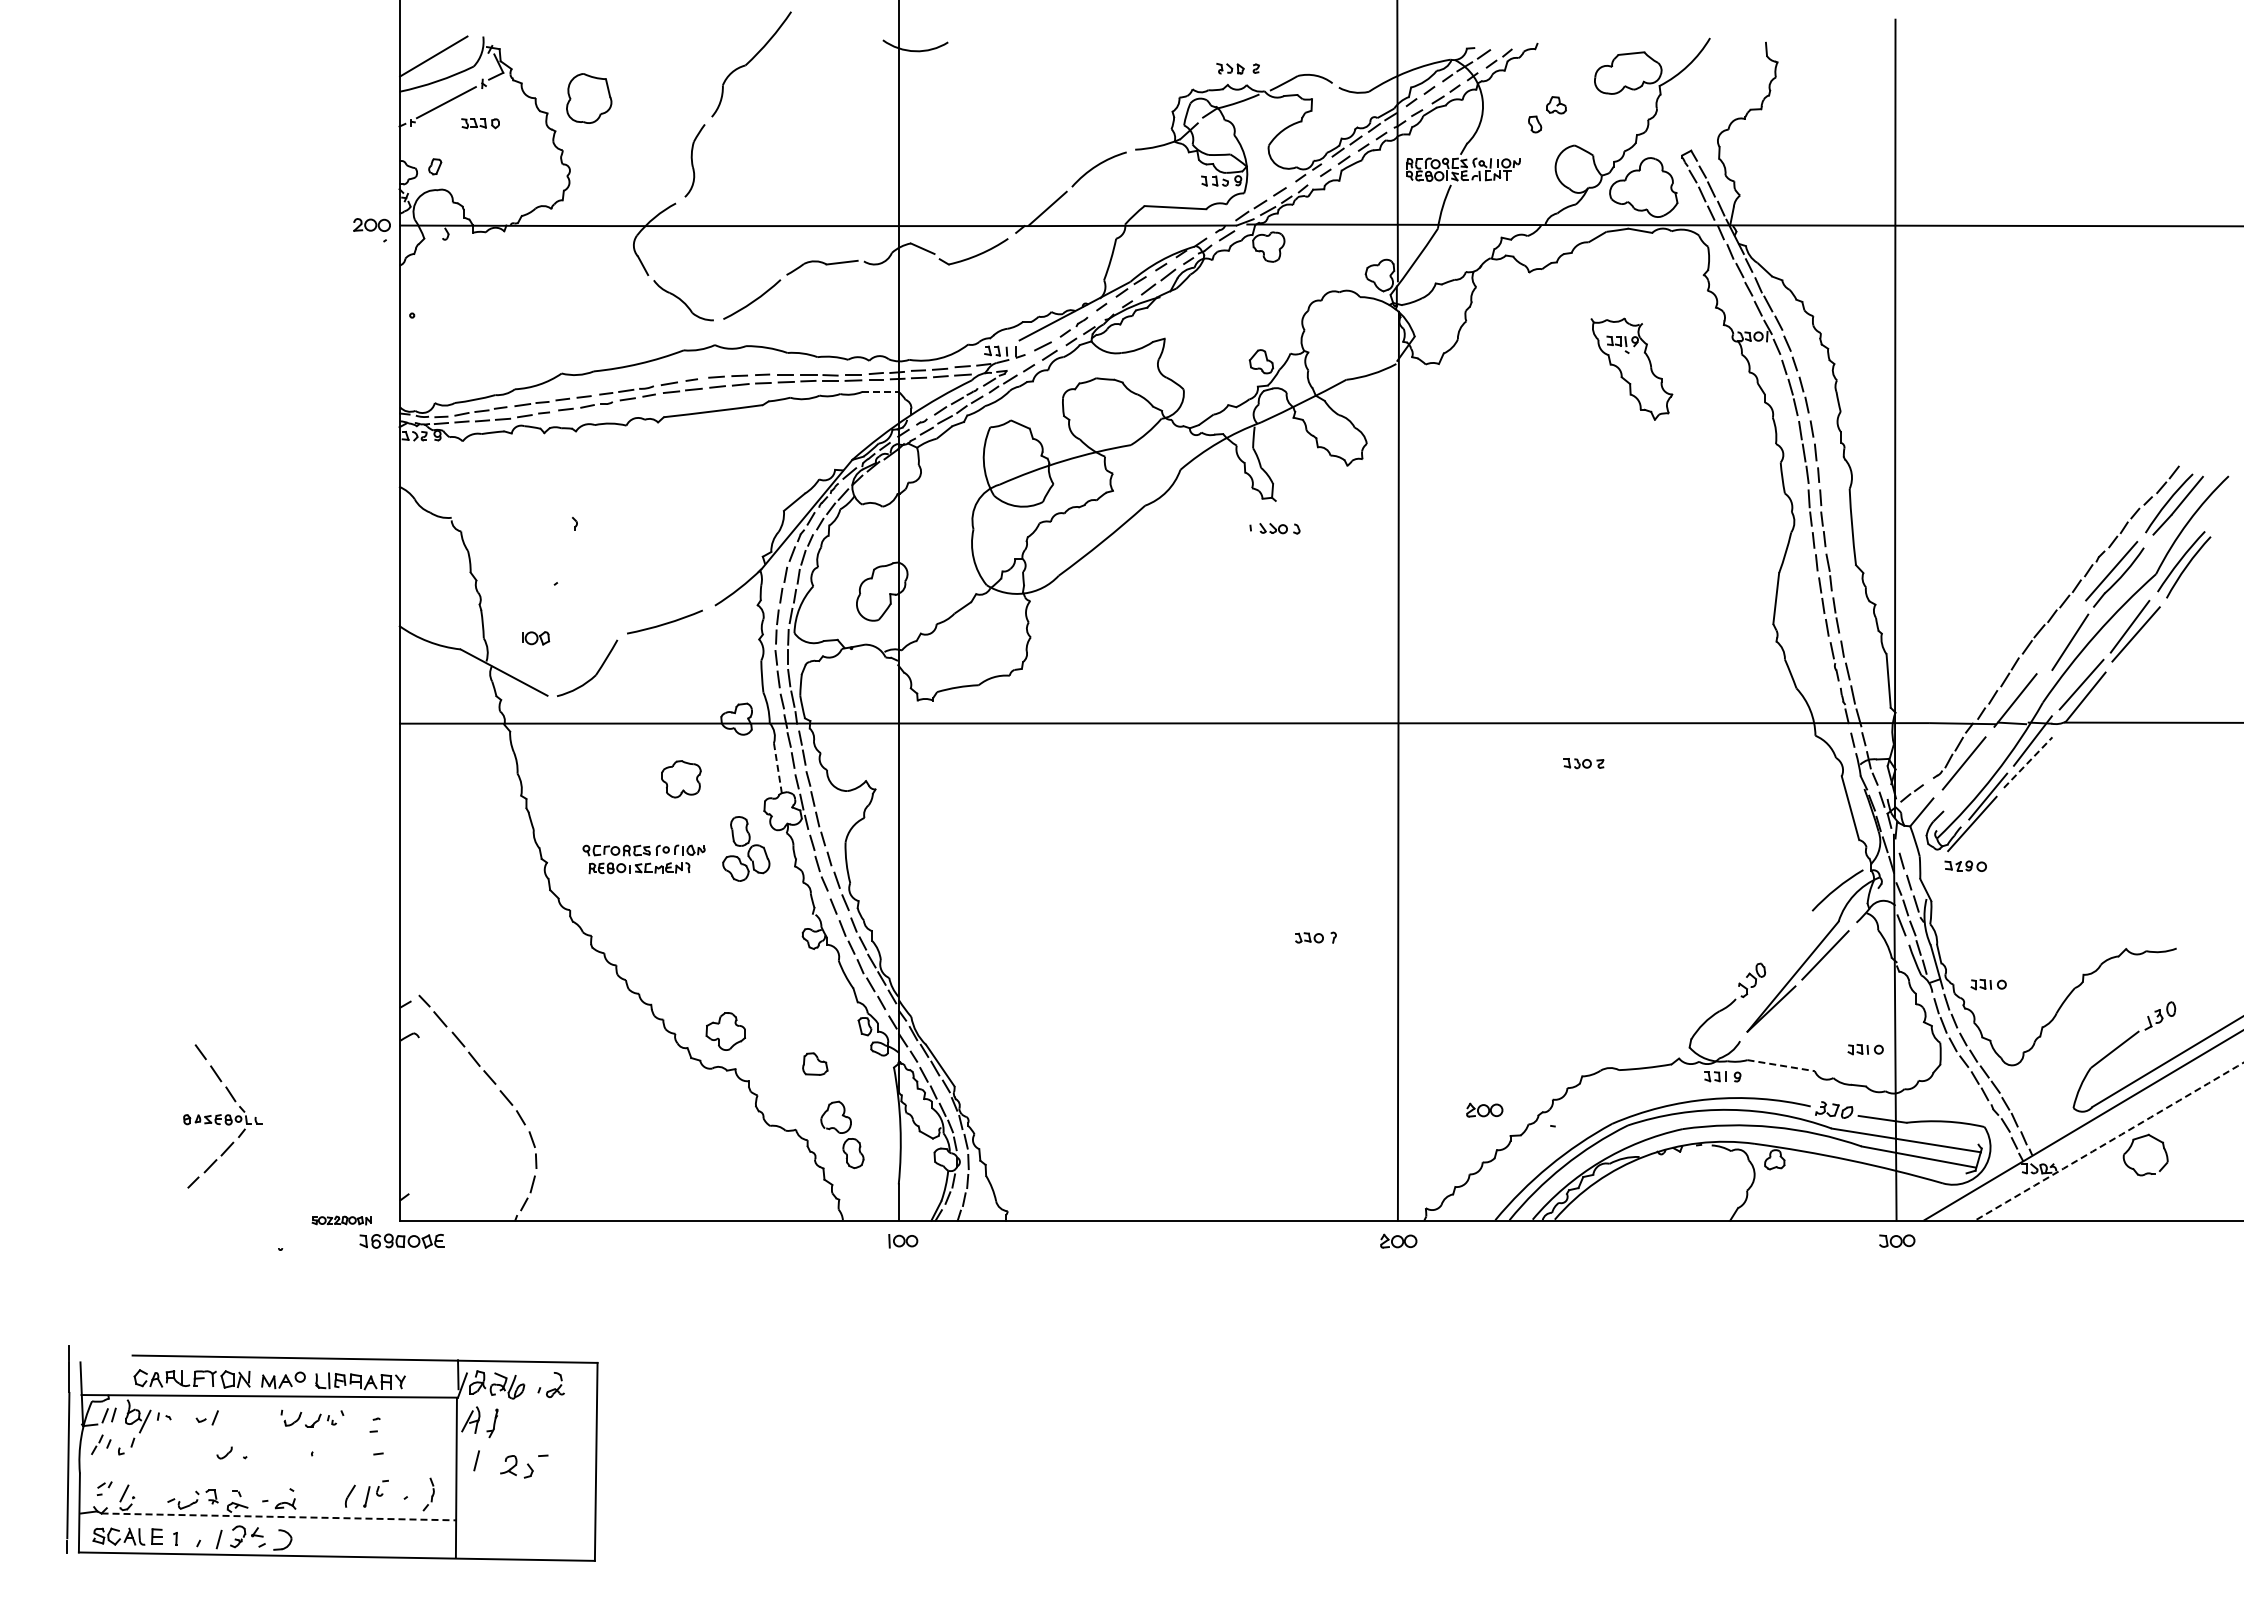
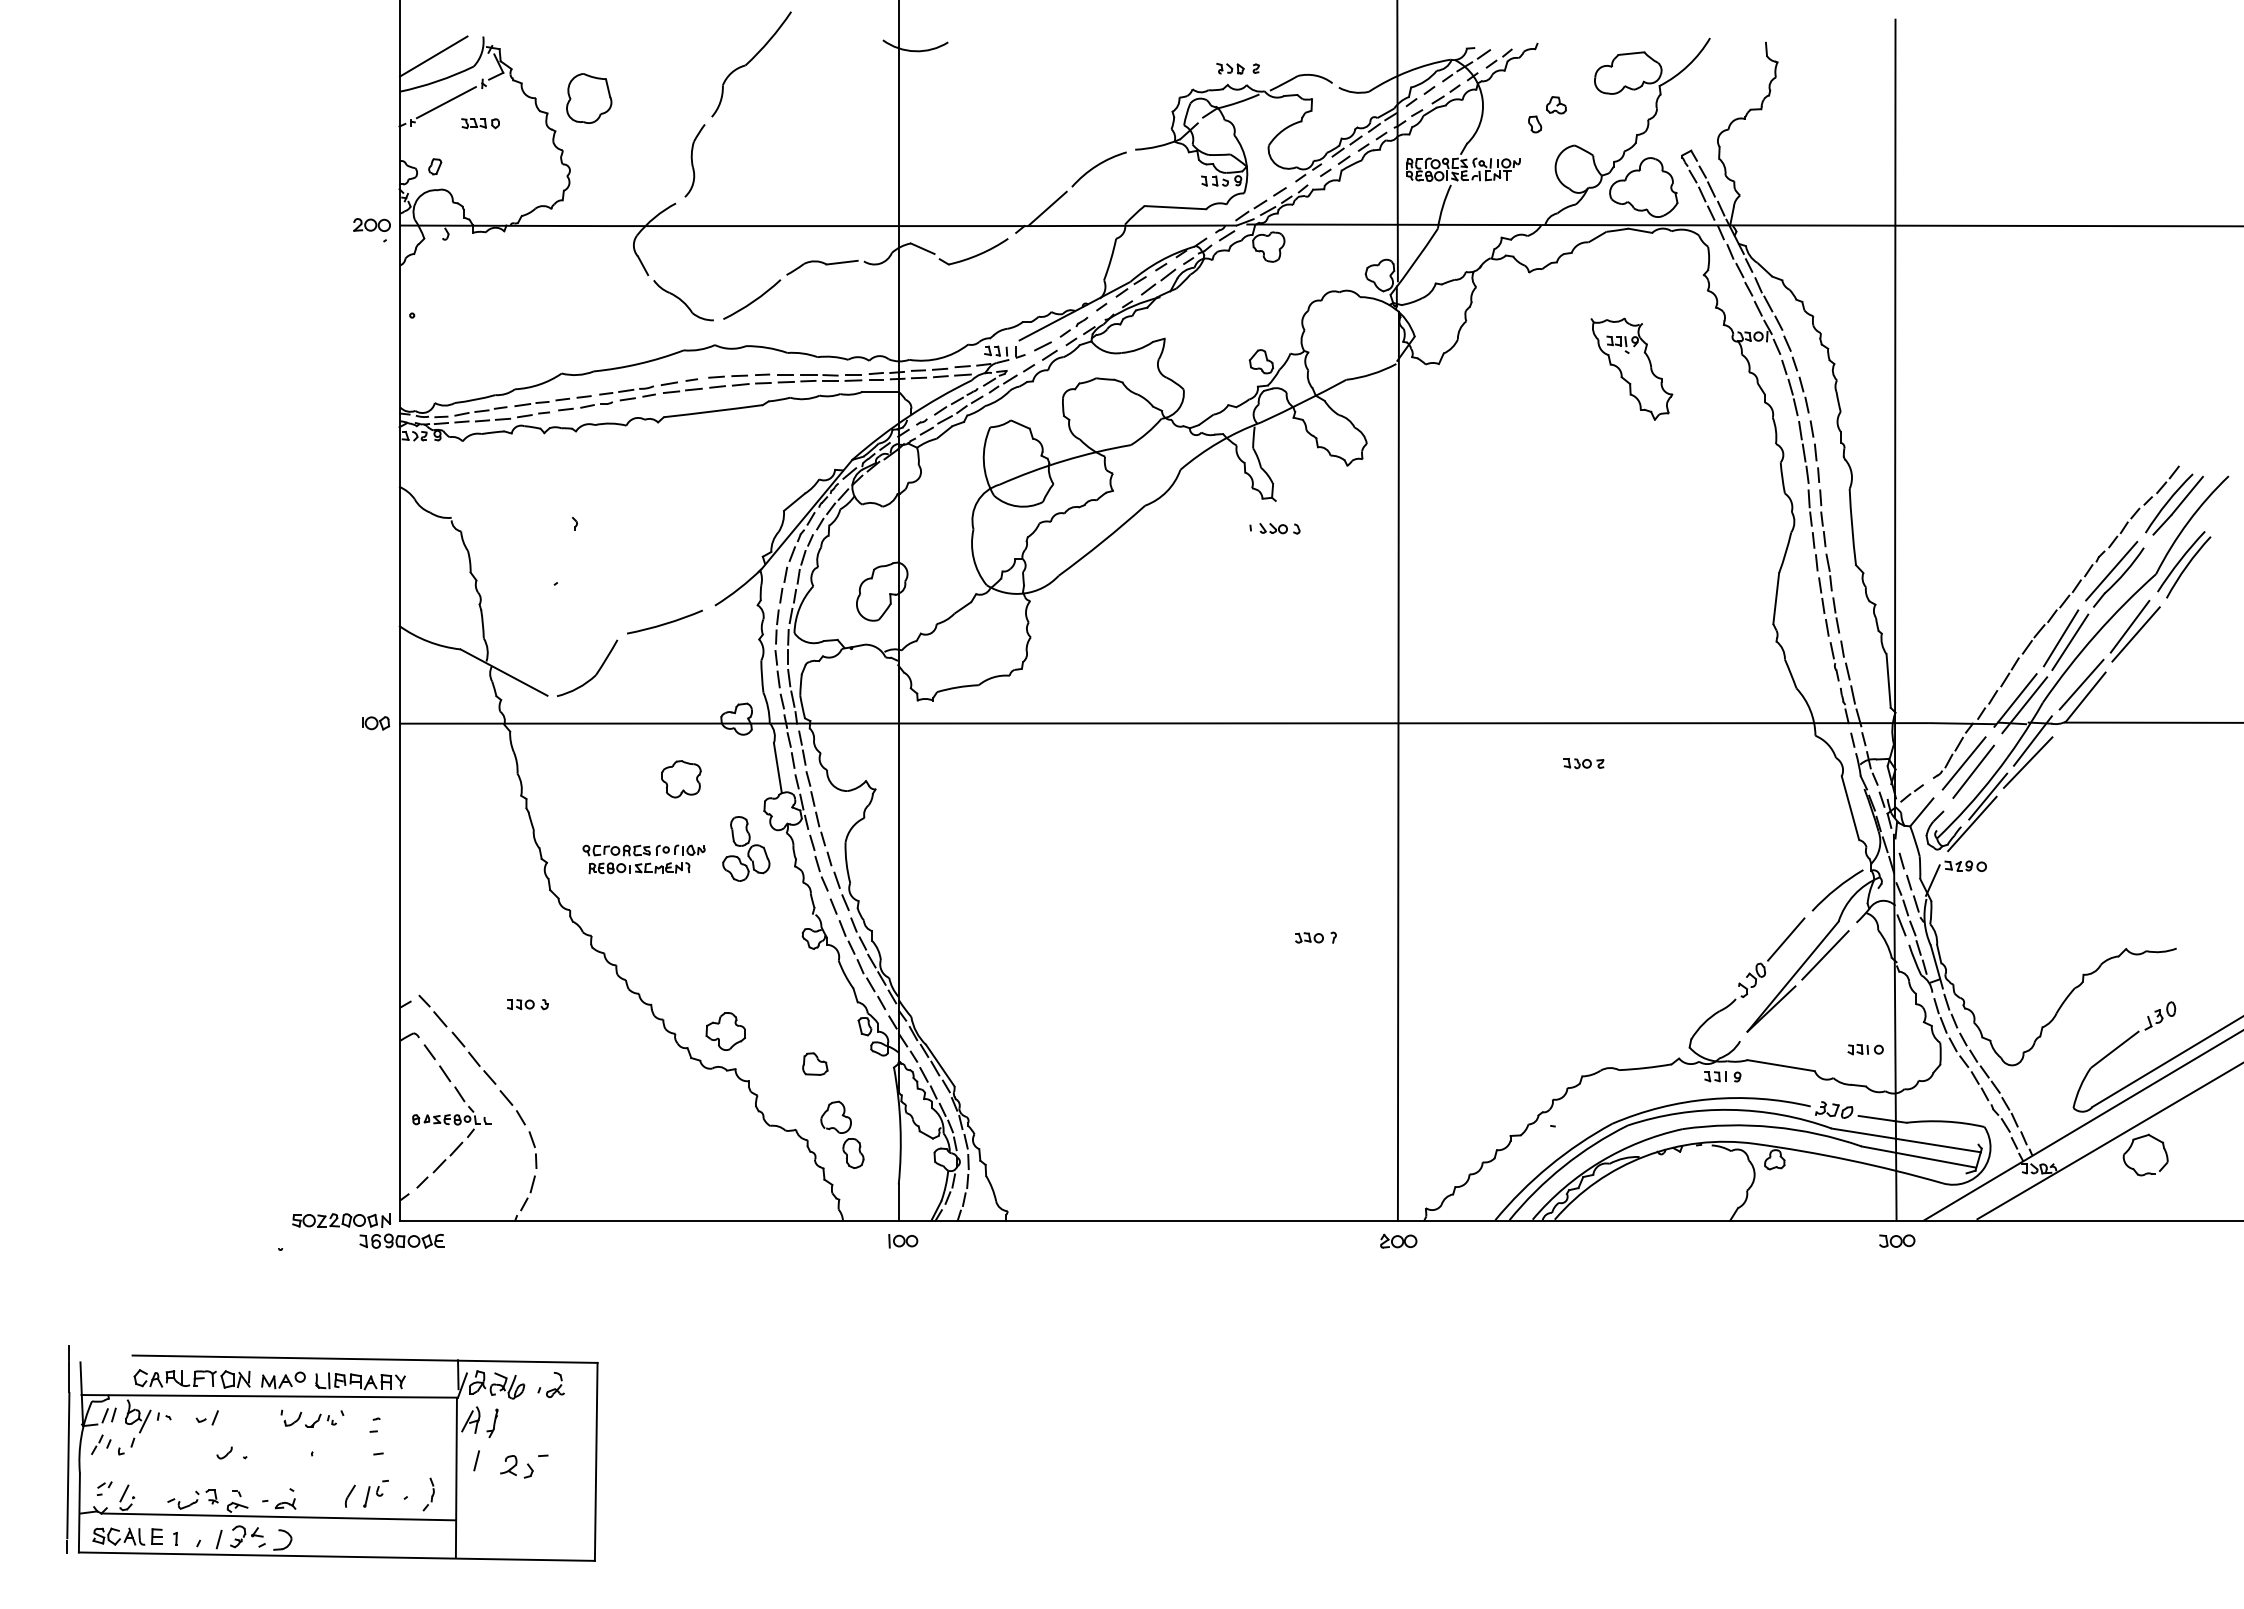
line: dashed -> solid (881, 391)
part position: (536, 638) -> (376, 723) (376, 723)
line: none -> present (2060, 638)
line: none -> present (2024, 705)
line: dashed -> solid (2028, 762)
line: dashed -> solid (777, 768)
line: none -> present (1973, 771)
line: none -> present (1932, 880)
line: none -> present (1786, 939)
part: present -> none (1988, 984)
part: none -> present (527, 1004)
line: dashed -> solid (1781, 1065)
part: present -> none (1484, 1109)
part position: (222, 1116) -> (451, 1116) (451, 1116)
arc: dashed -> solid (2110, 1140)
part size: 61x11 px -> 100x15 px (341, 1220)
line: dashed -> solid (279, 1516)
